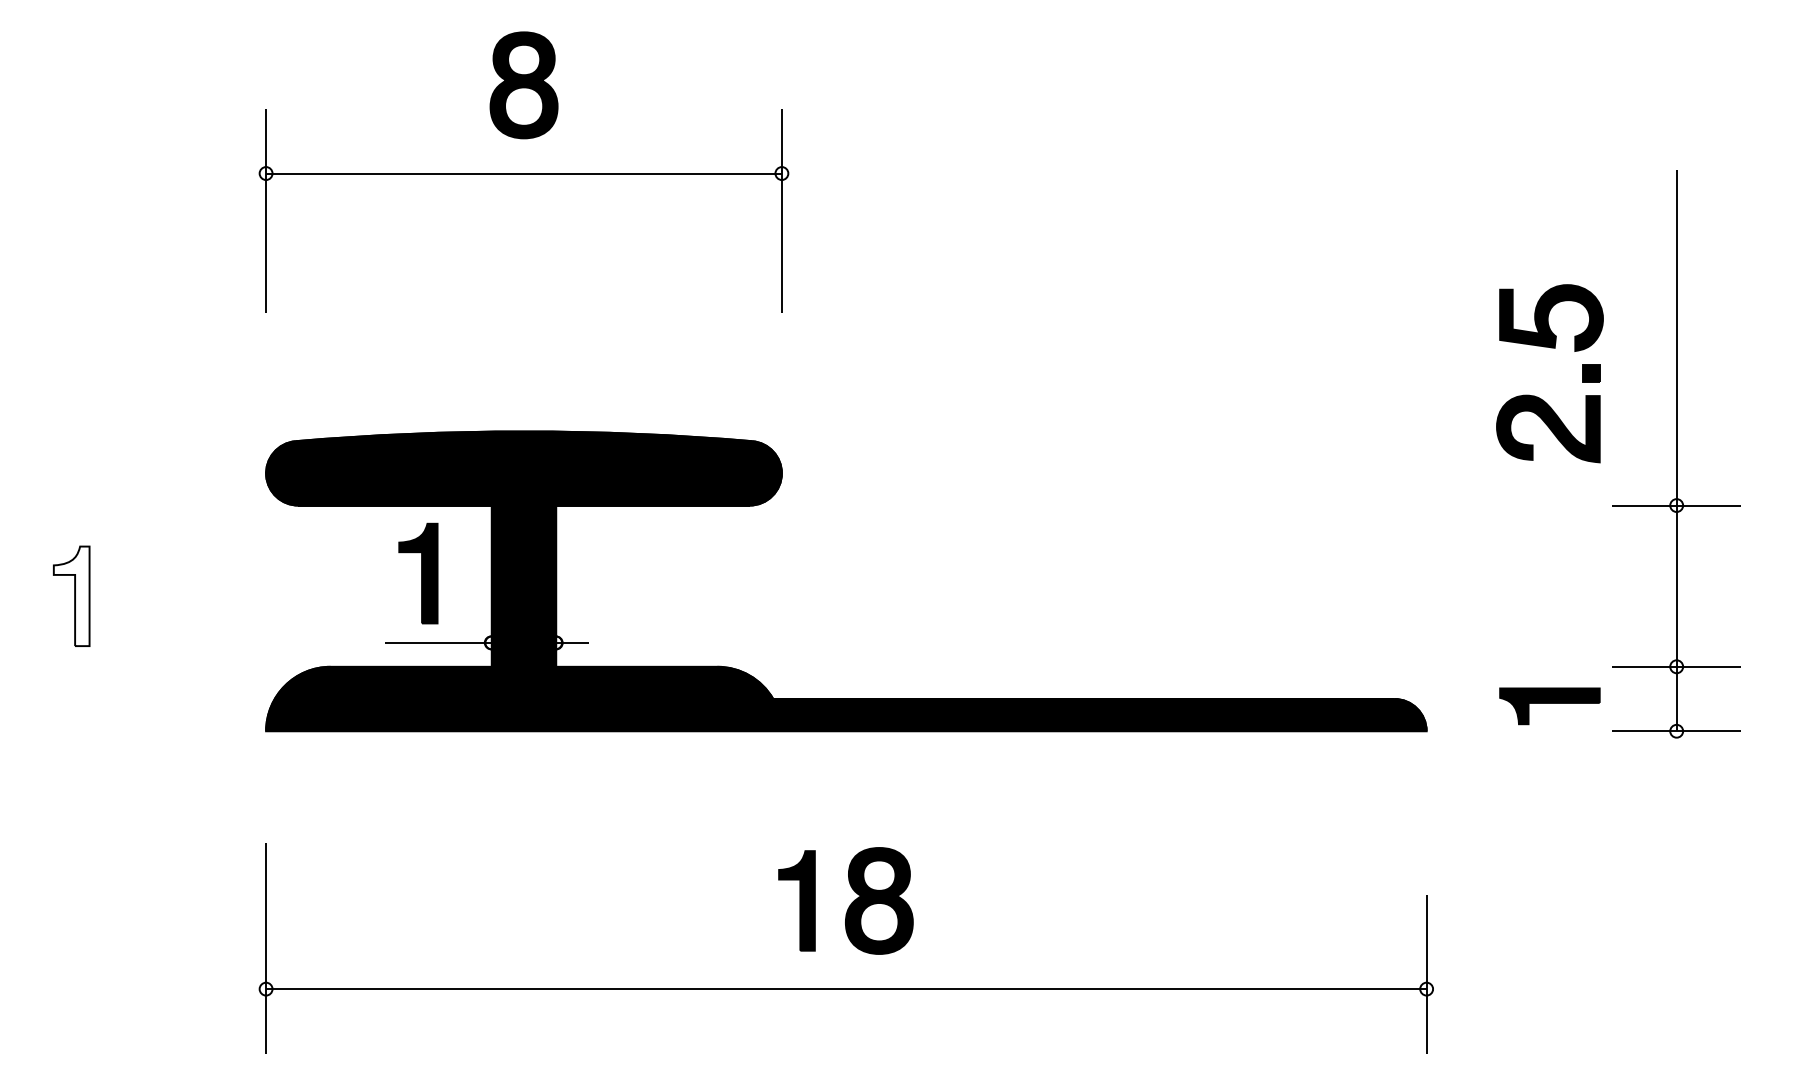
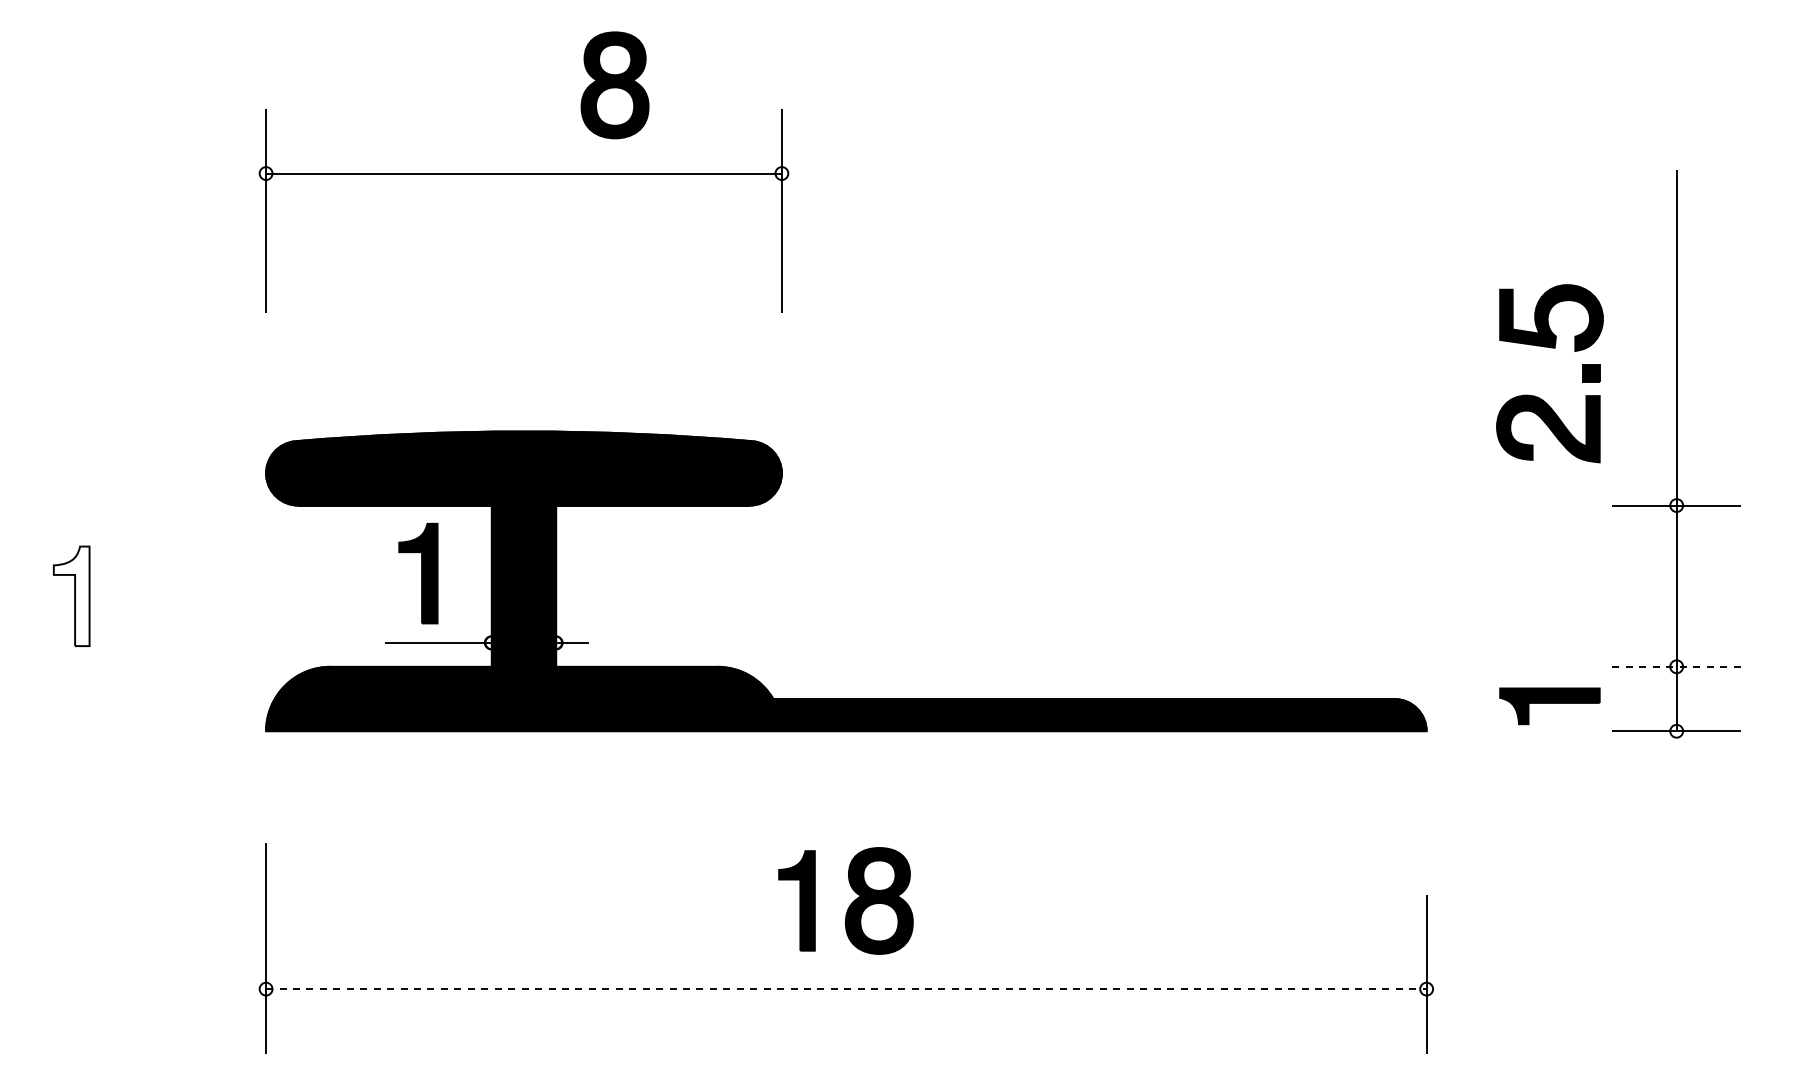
part position: (523, 85) -> (614, 85) (614, 85)
line: solid -> dashed (1677, 666)
line: solid -> dashed (846, 989)
